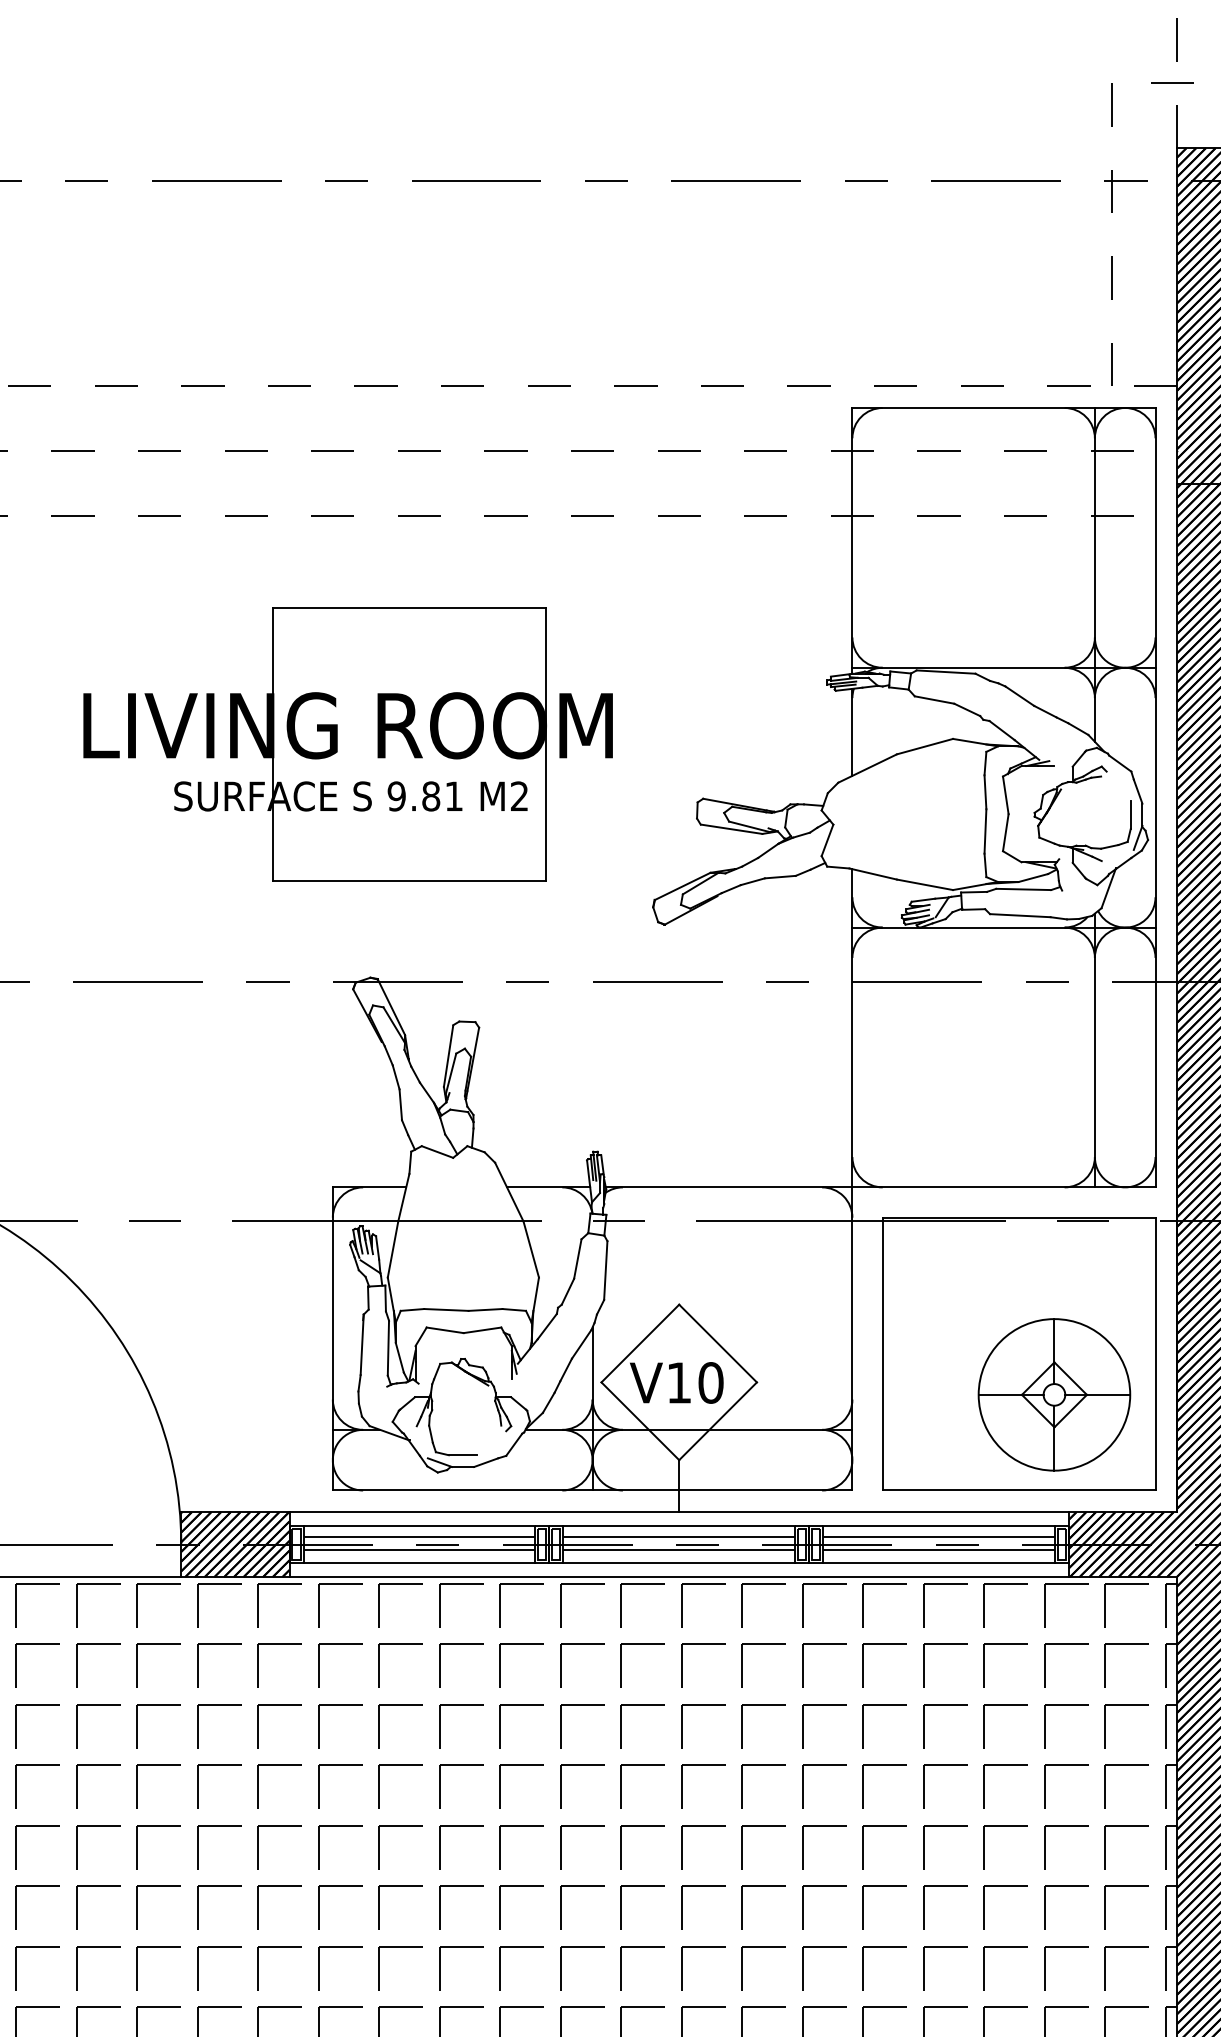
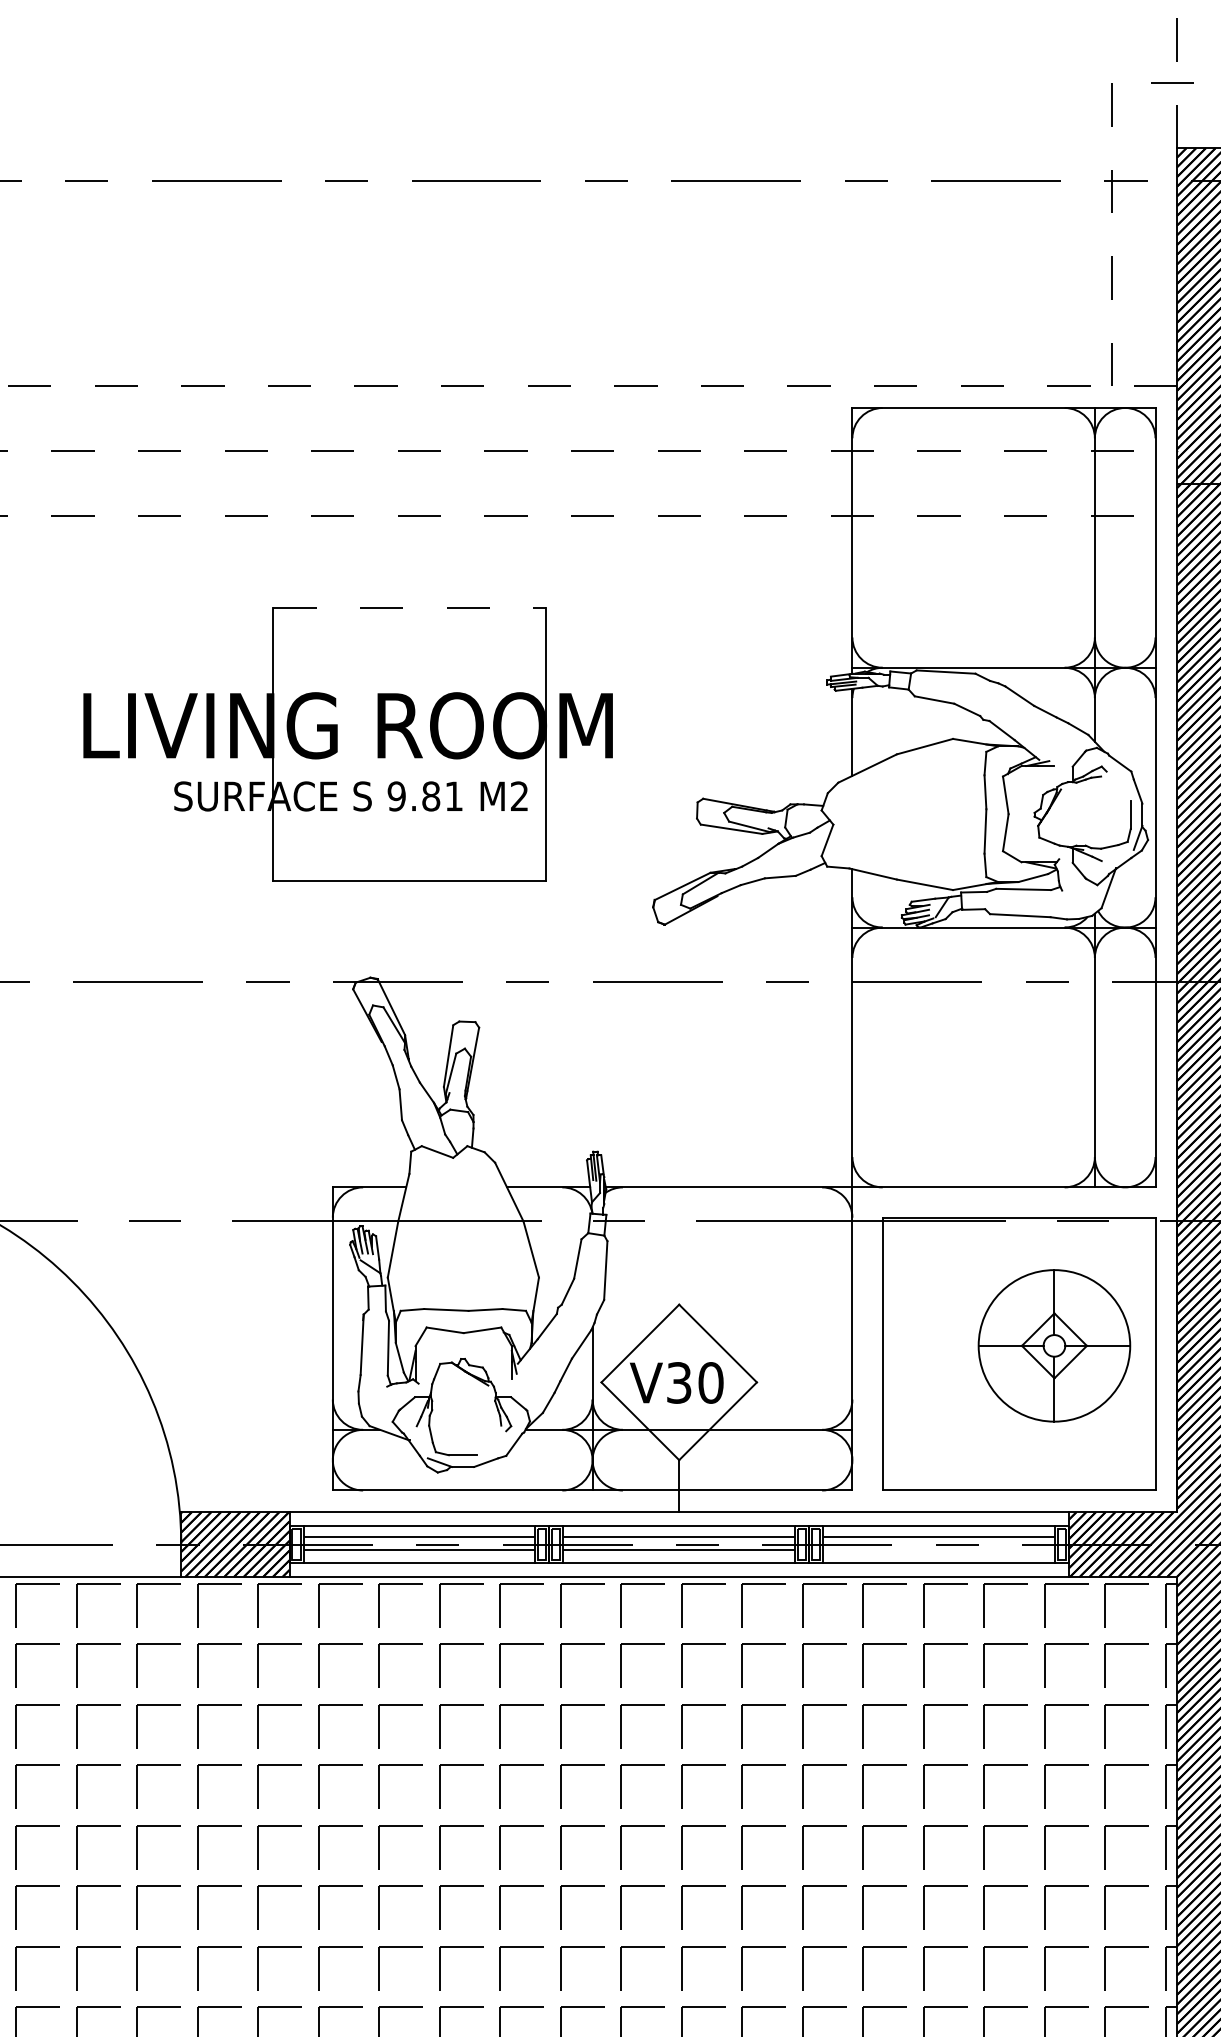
line: solid -> dashed (410, 608)
text: V10 -> V30 (679, 1382)
part position: (1054, 1394) -> (1054, 1345) (1054, 1345)
line: present -> none (938, 1550)
